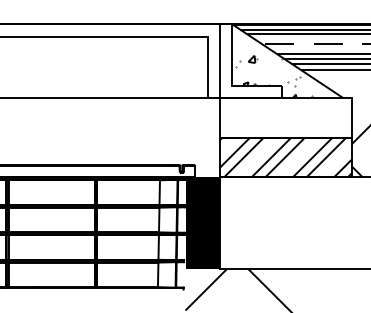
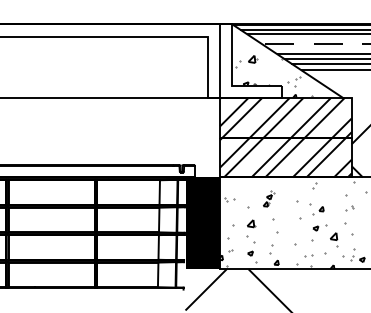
hatch: none -> present (285, 117)
hatch: none -> present (292, 225)
